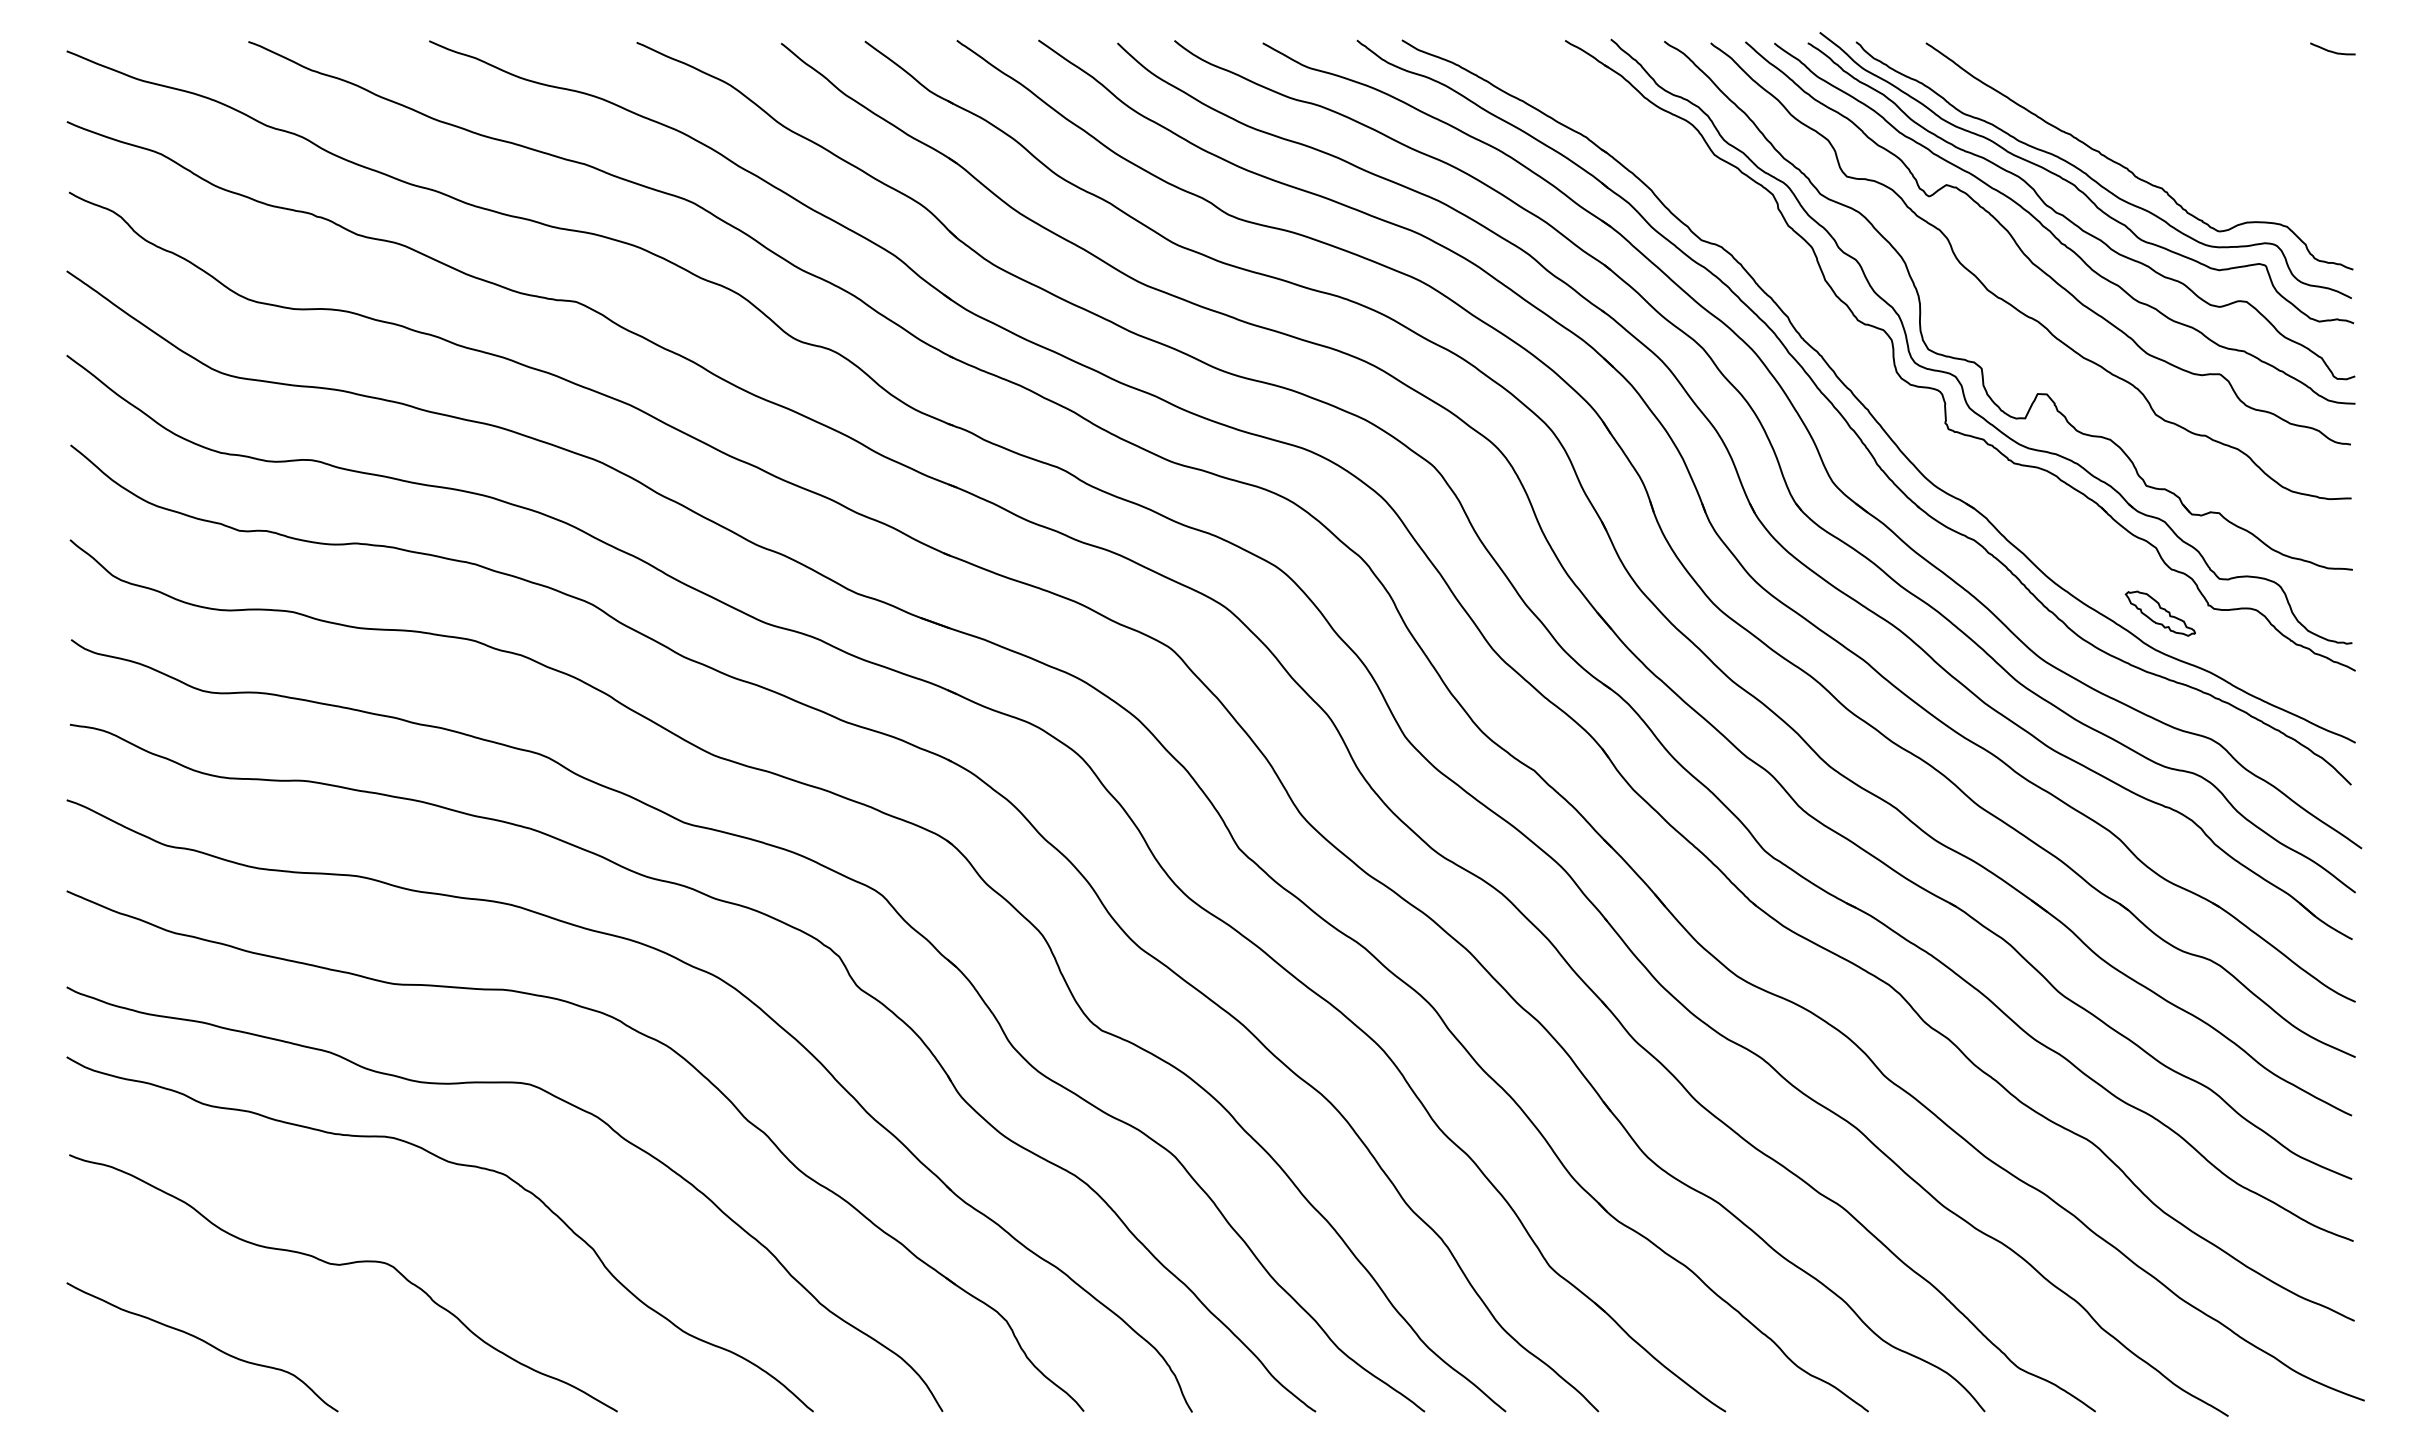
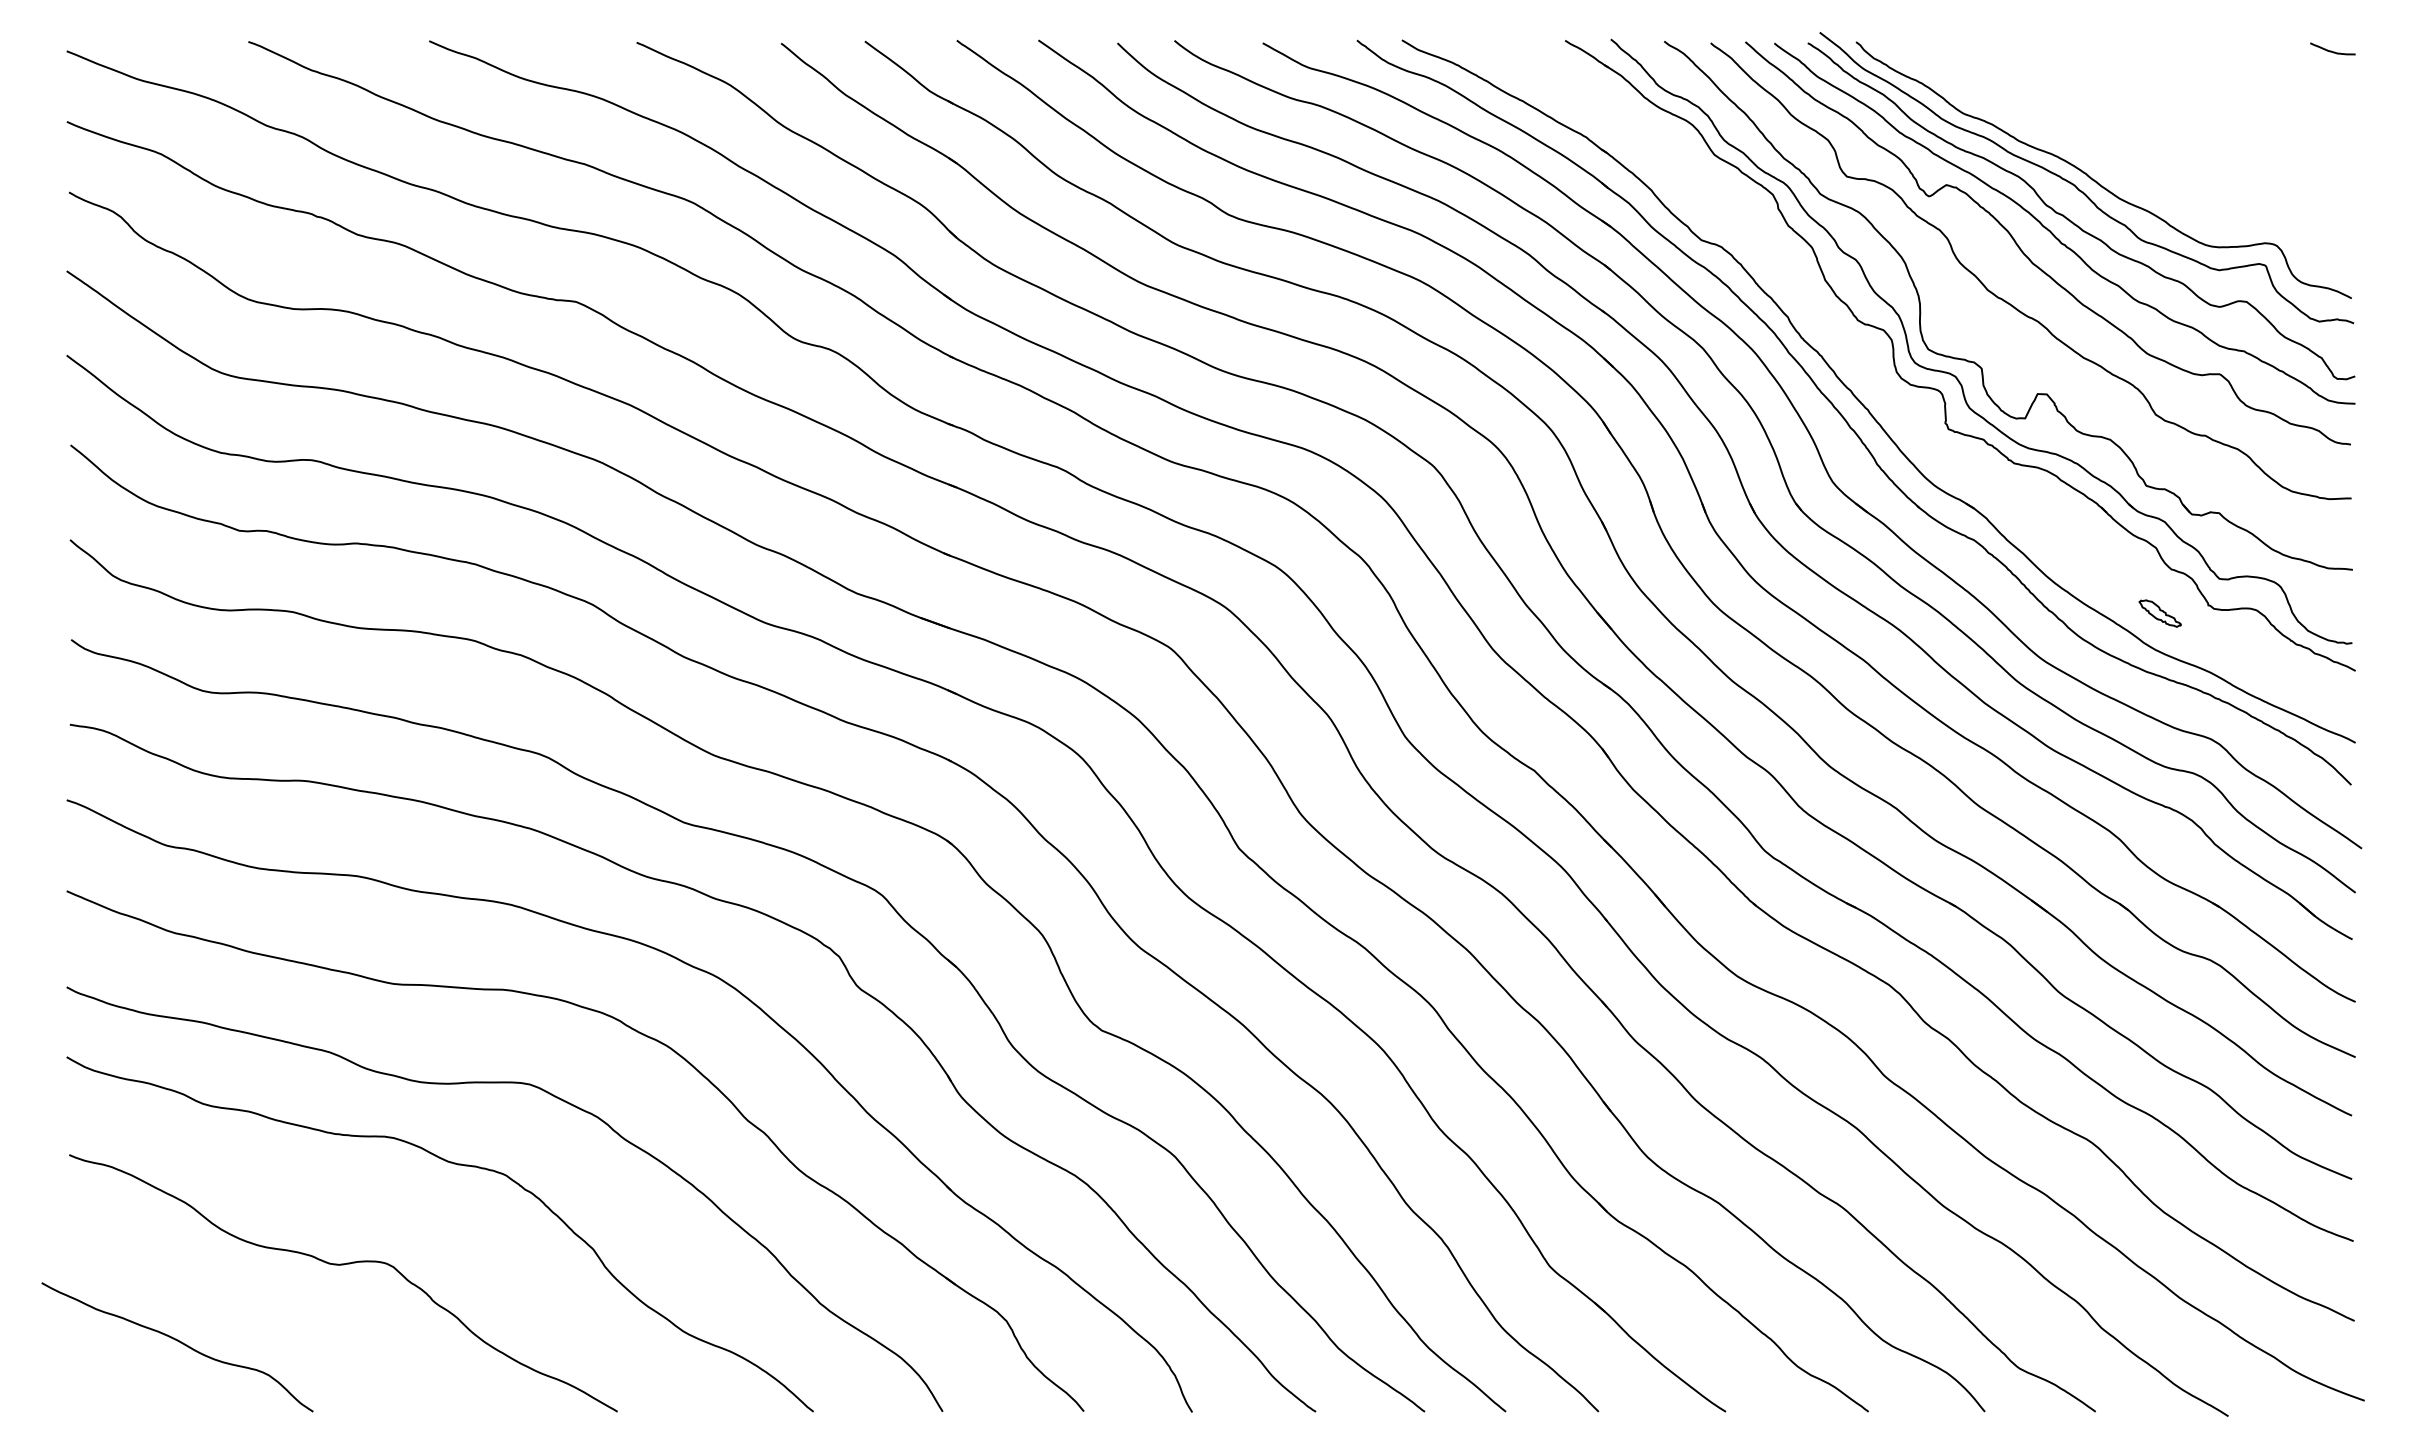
curve: present -> none (2127, 167)
part size: 72x47 px -> 44x29 px (2159, 613)
curve position: (205, 1343) -> (180, 1343) (180, 1343)
